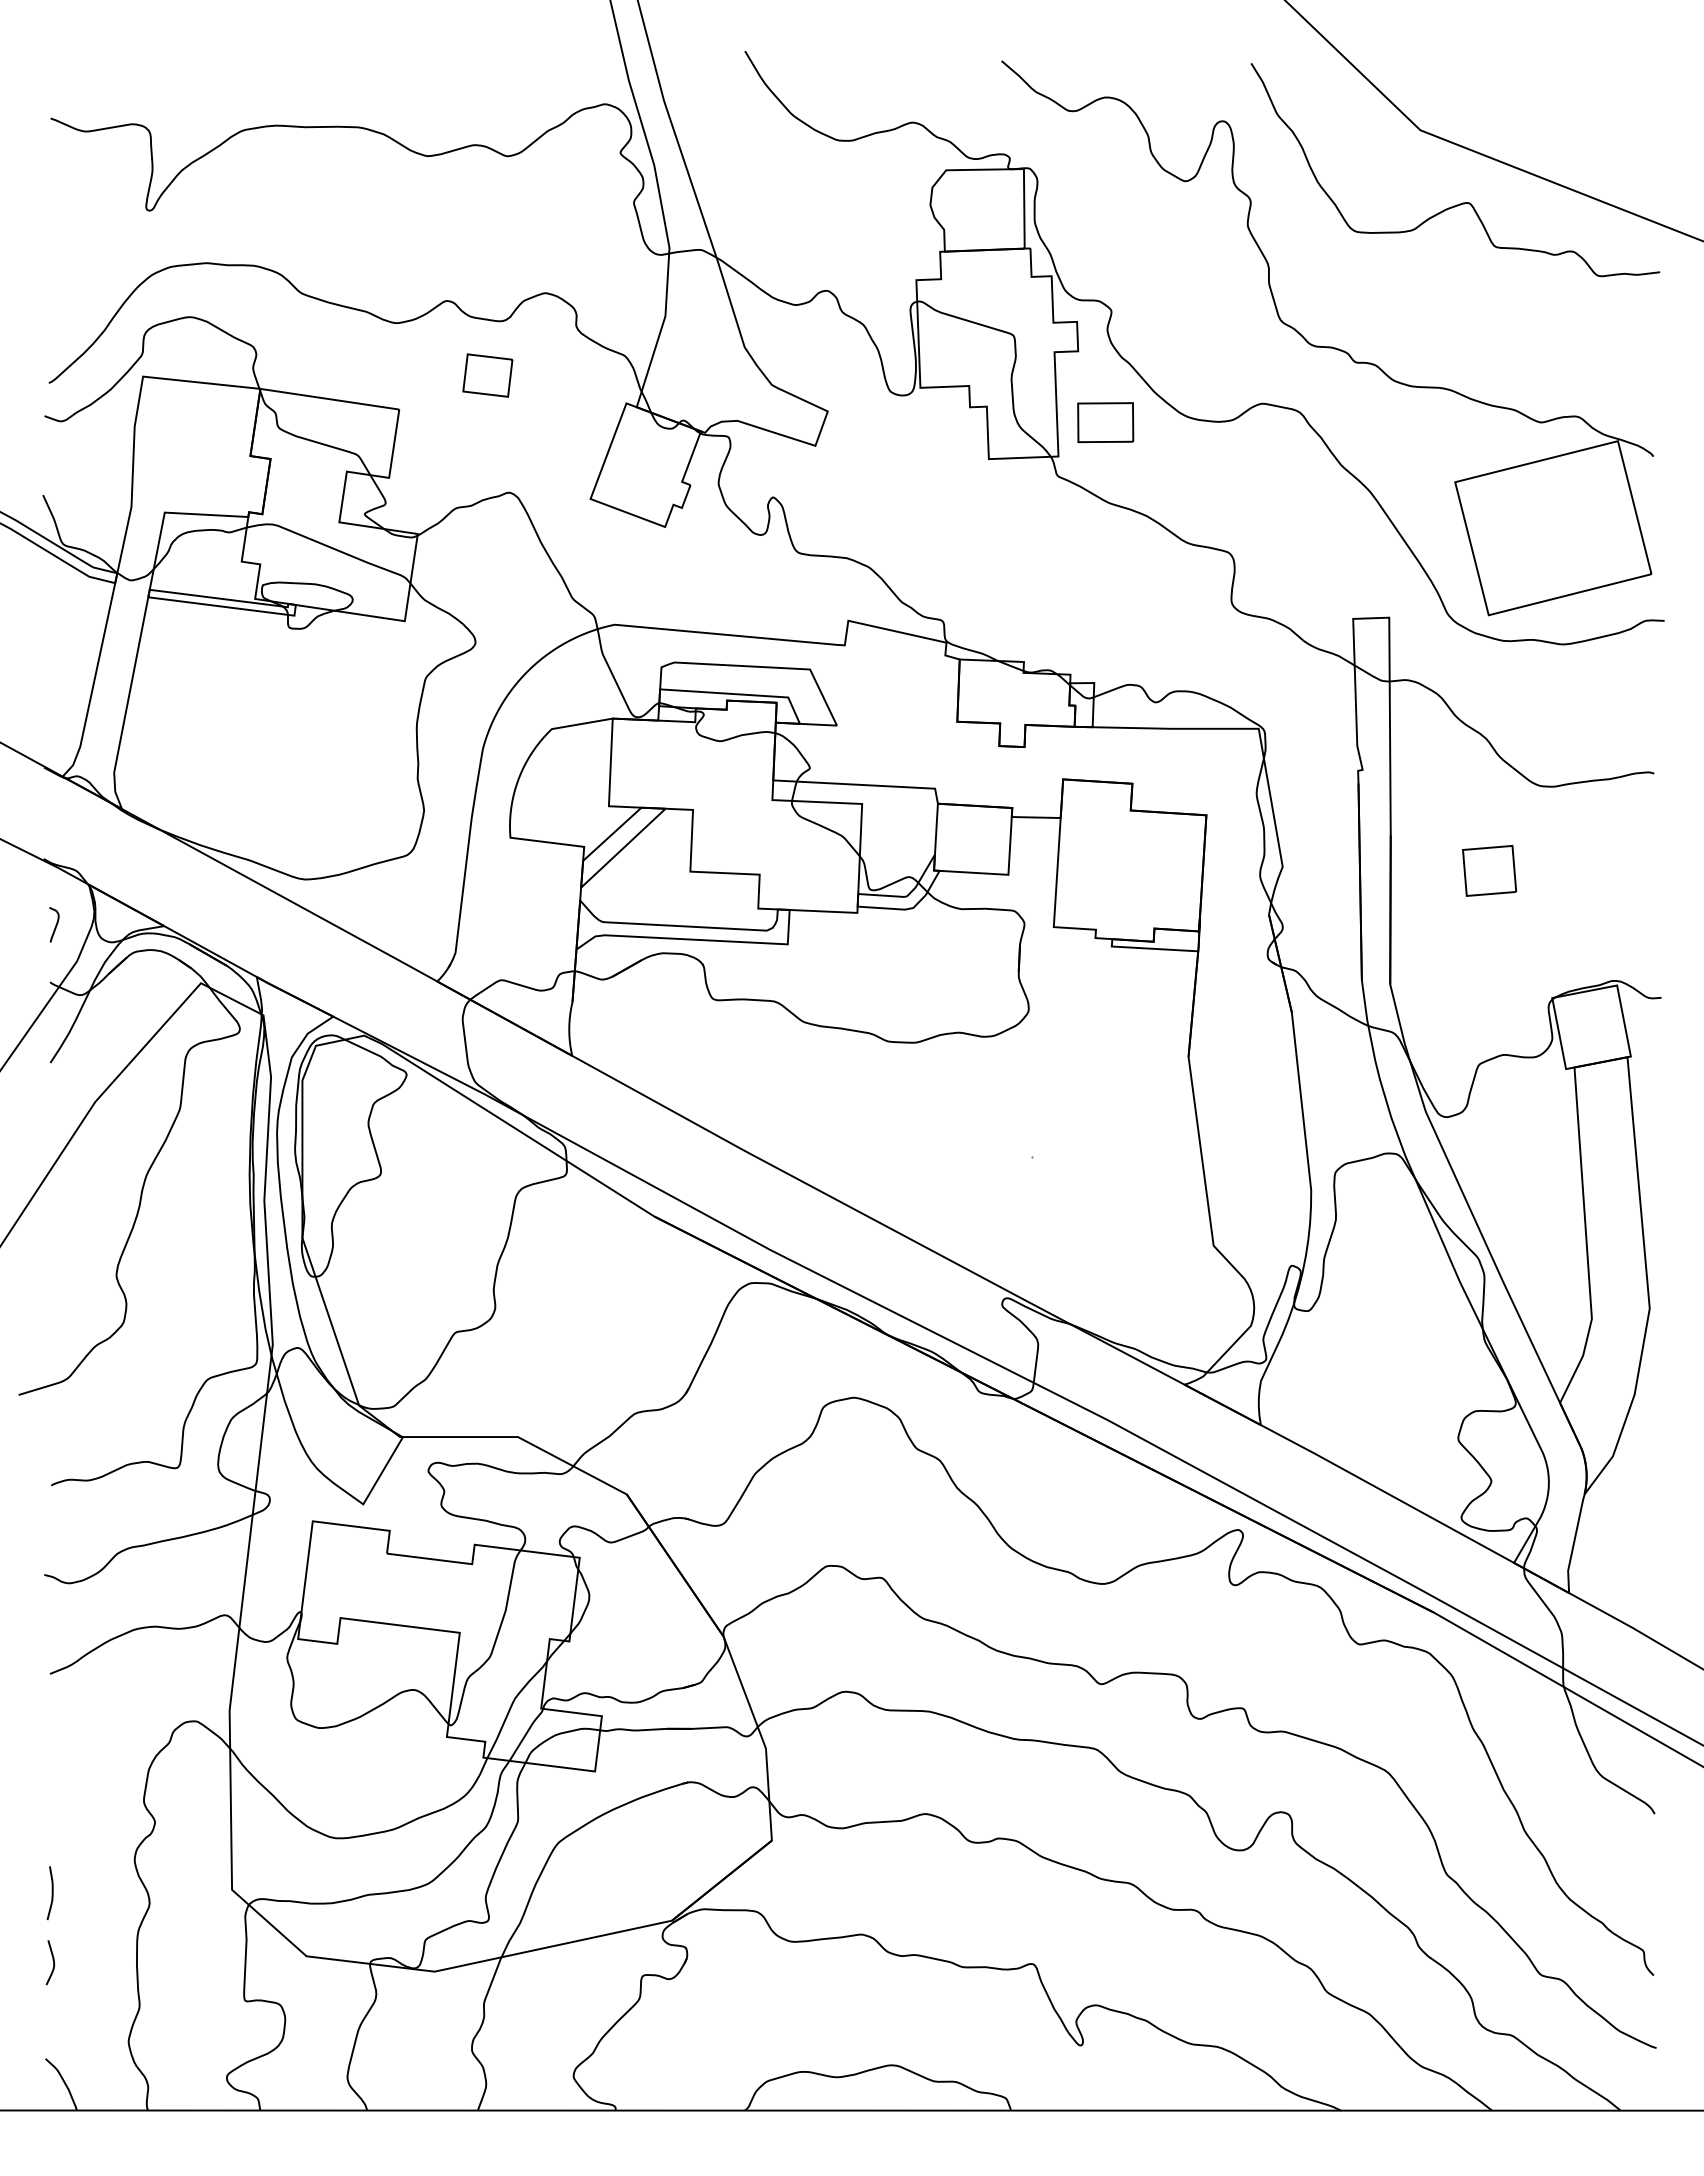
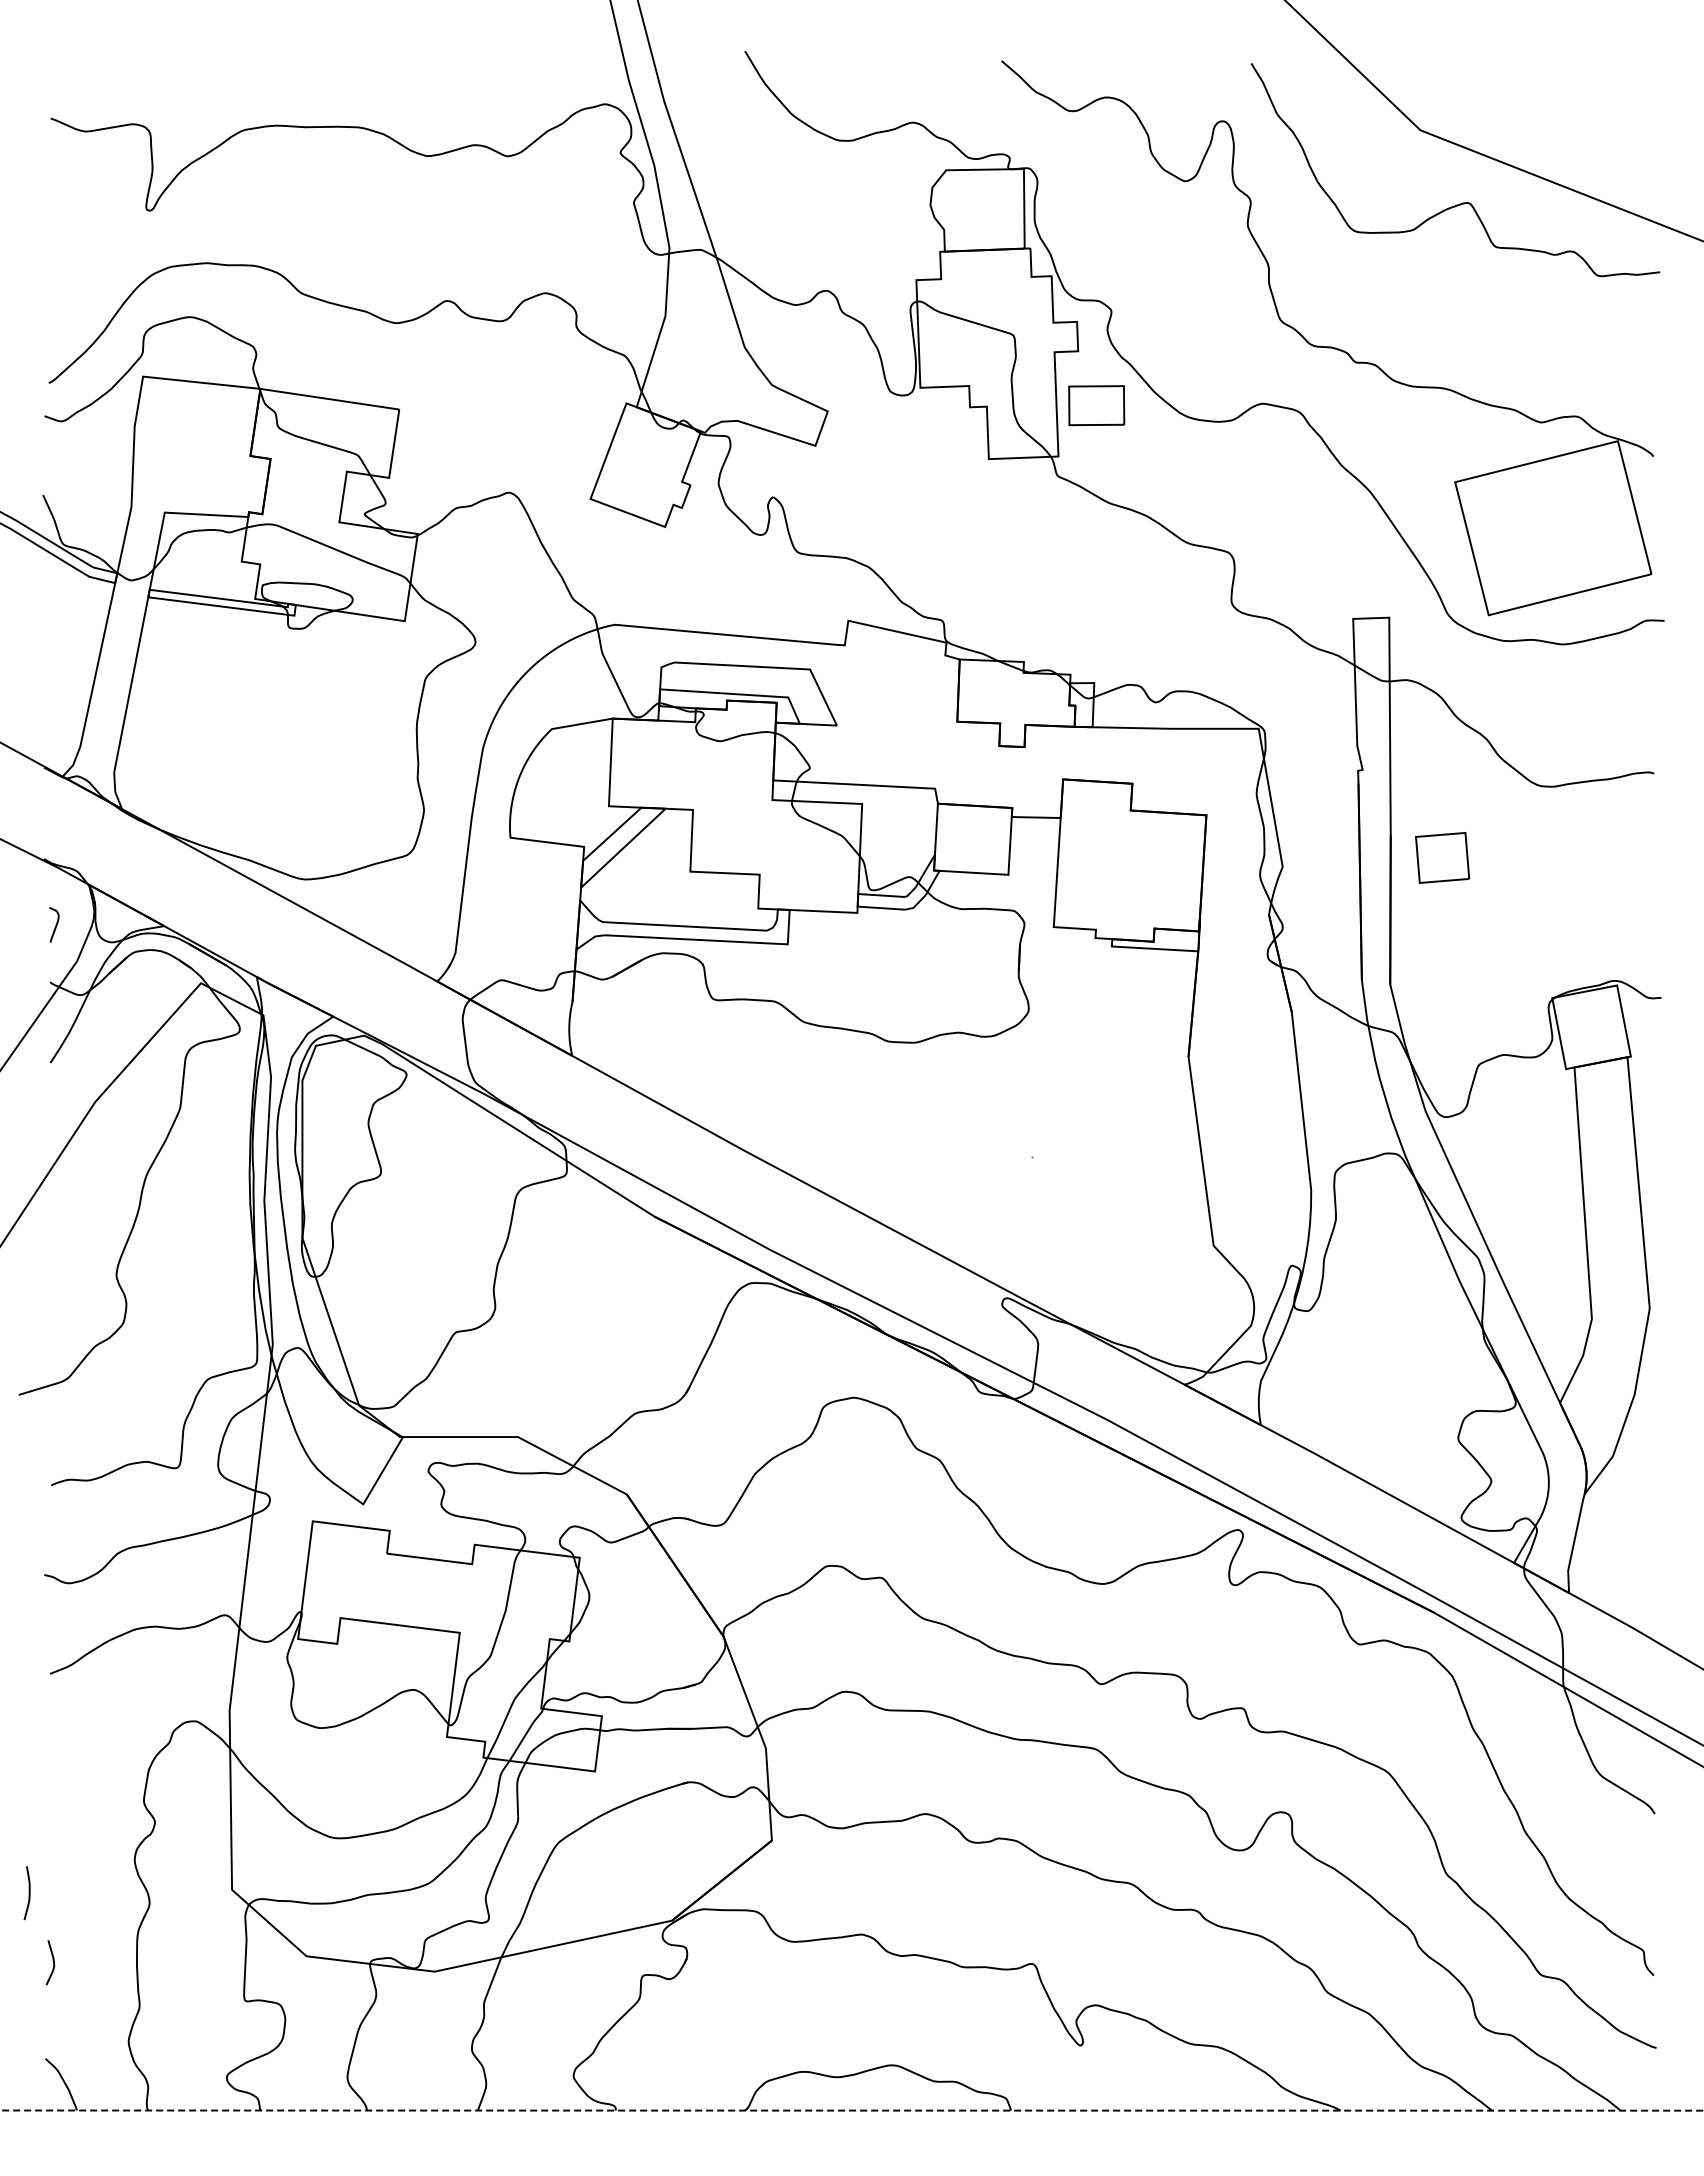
part: present -> none (487, 375)
part position: (1105, 422) -> (1096, 405) (1096, 405)
part position: (1489, 870) -> (1442, 857) (1442, 857)
curve position: (51, 1893) -> (28, 1893) (28, 1893)
line: solid -> dashed (851, 2110)
